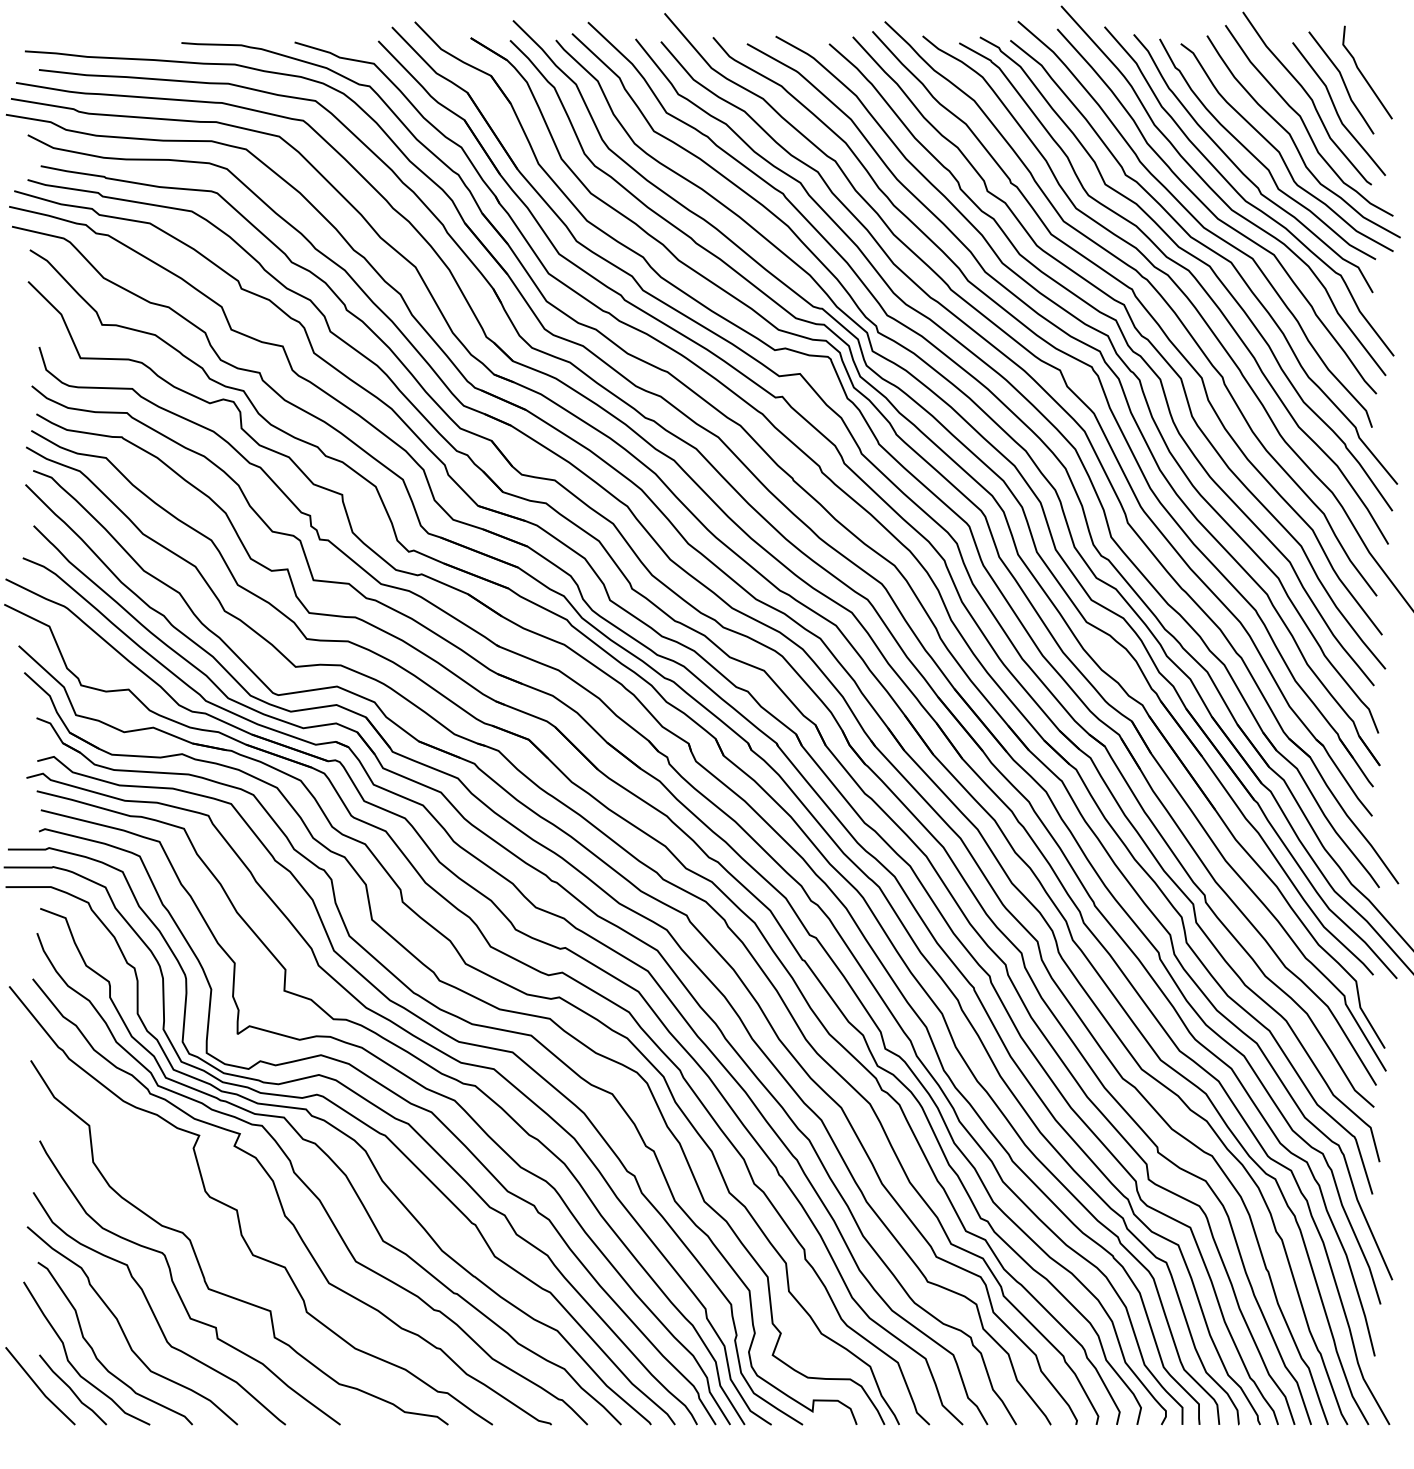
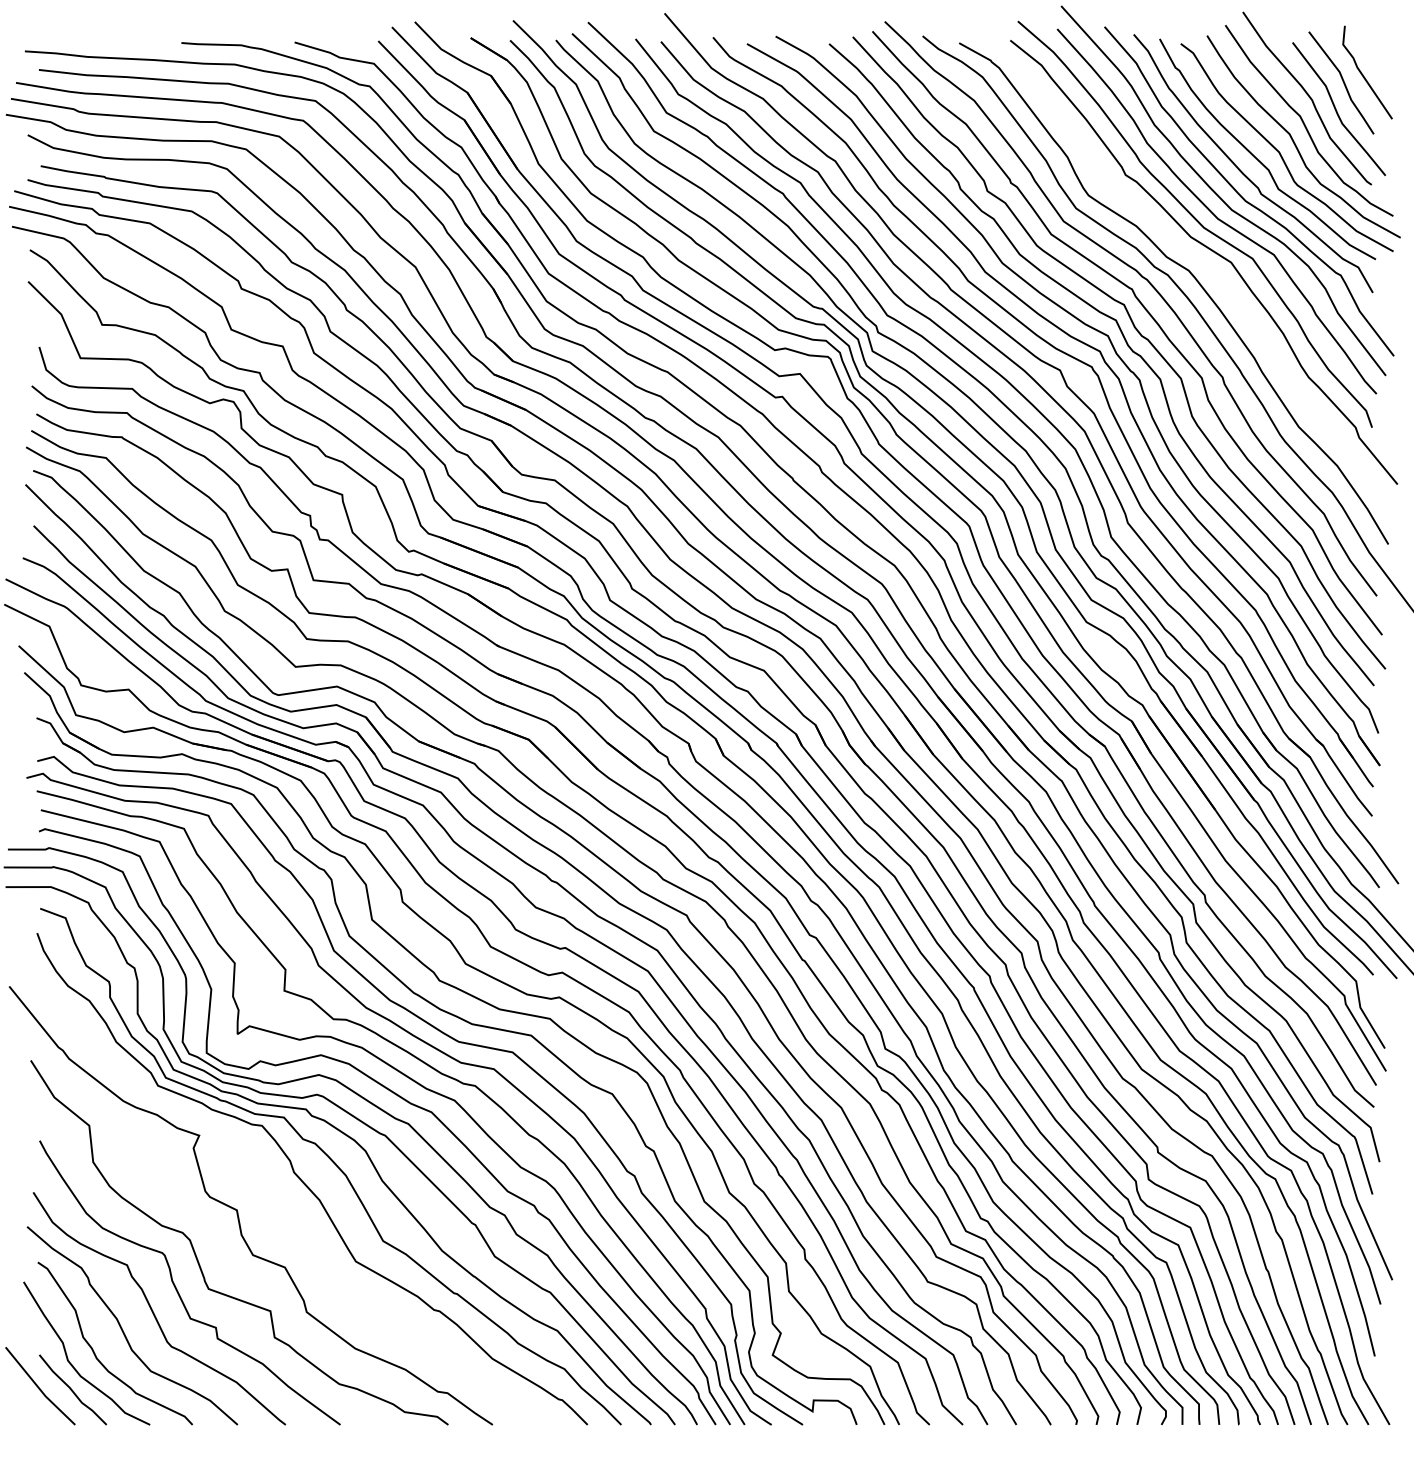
curve: present -> none (1196, 259)
curve: present -> none (282, 1204)
